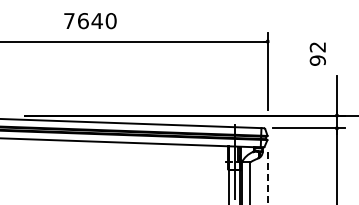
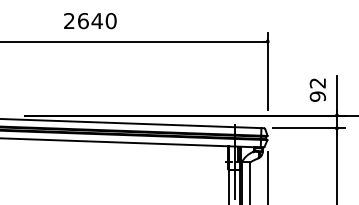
text: 7640 -> 2640 (69, 20)
text position: (317, 53) -> (317, 89) (317, 89)
line: dashed -> solid (267, 178)
